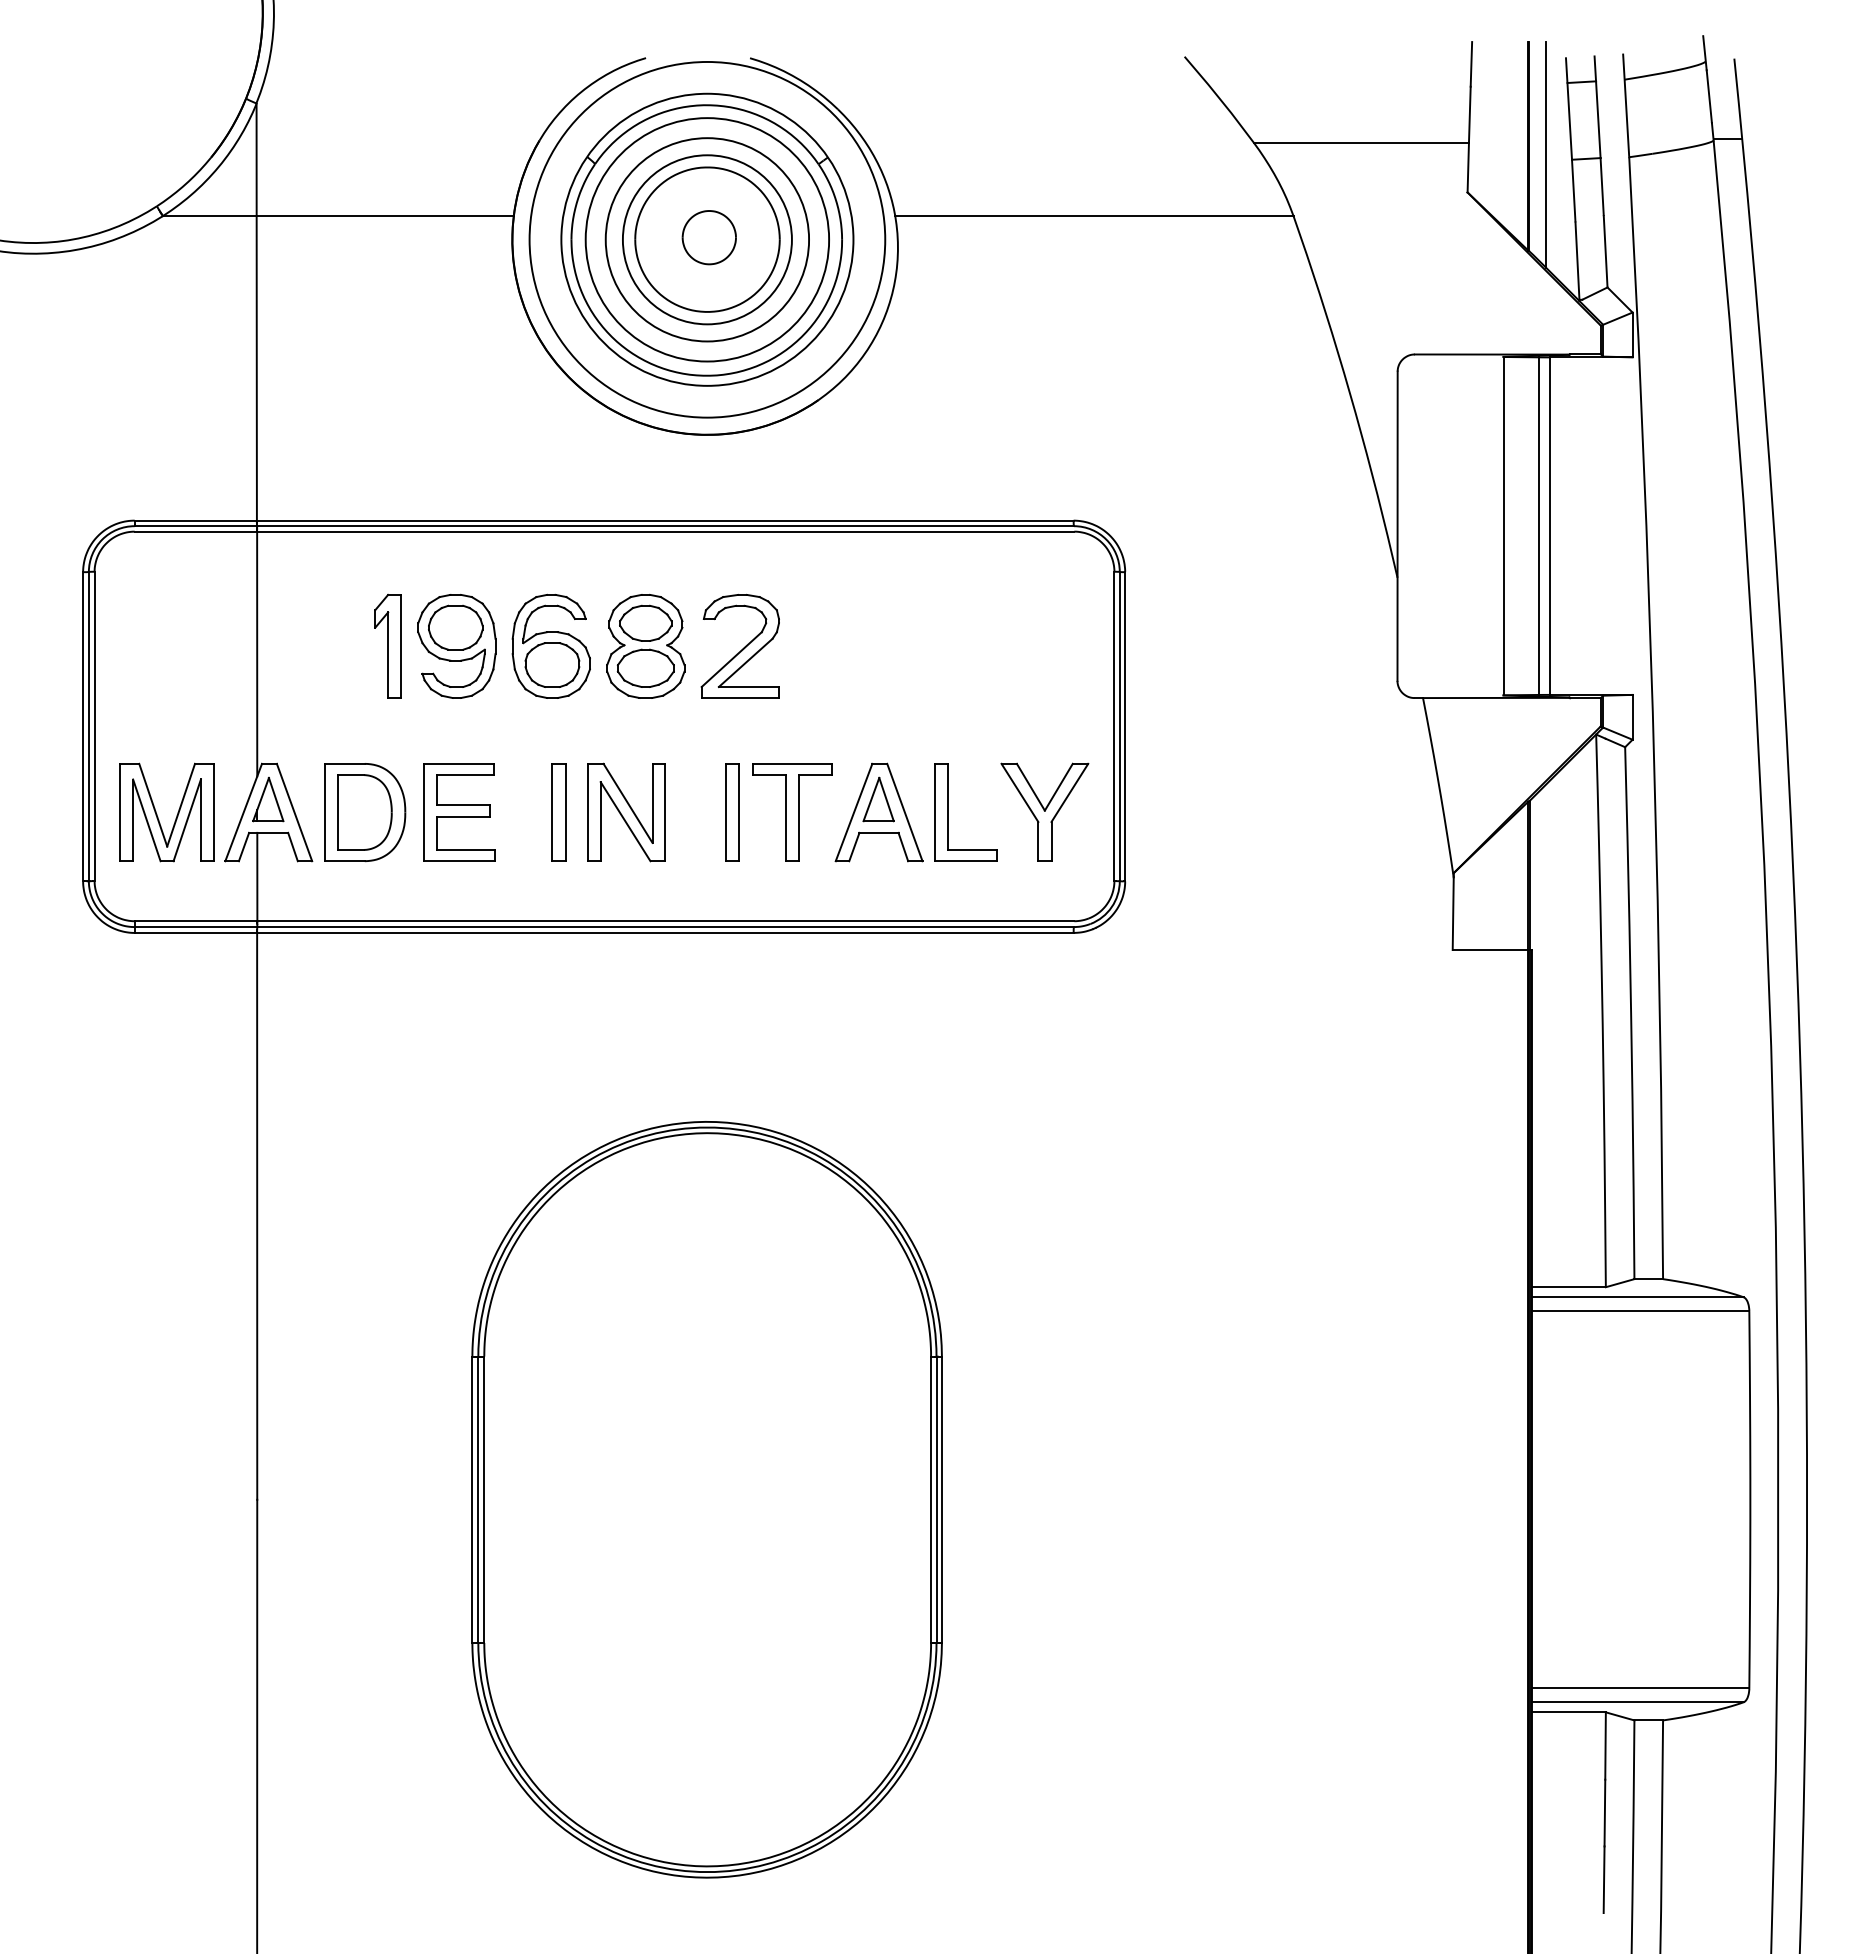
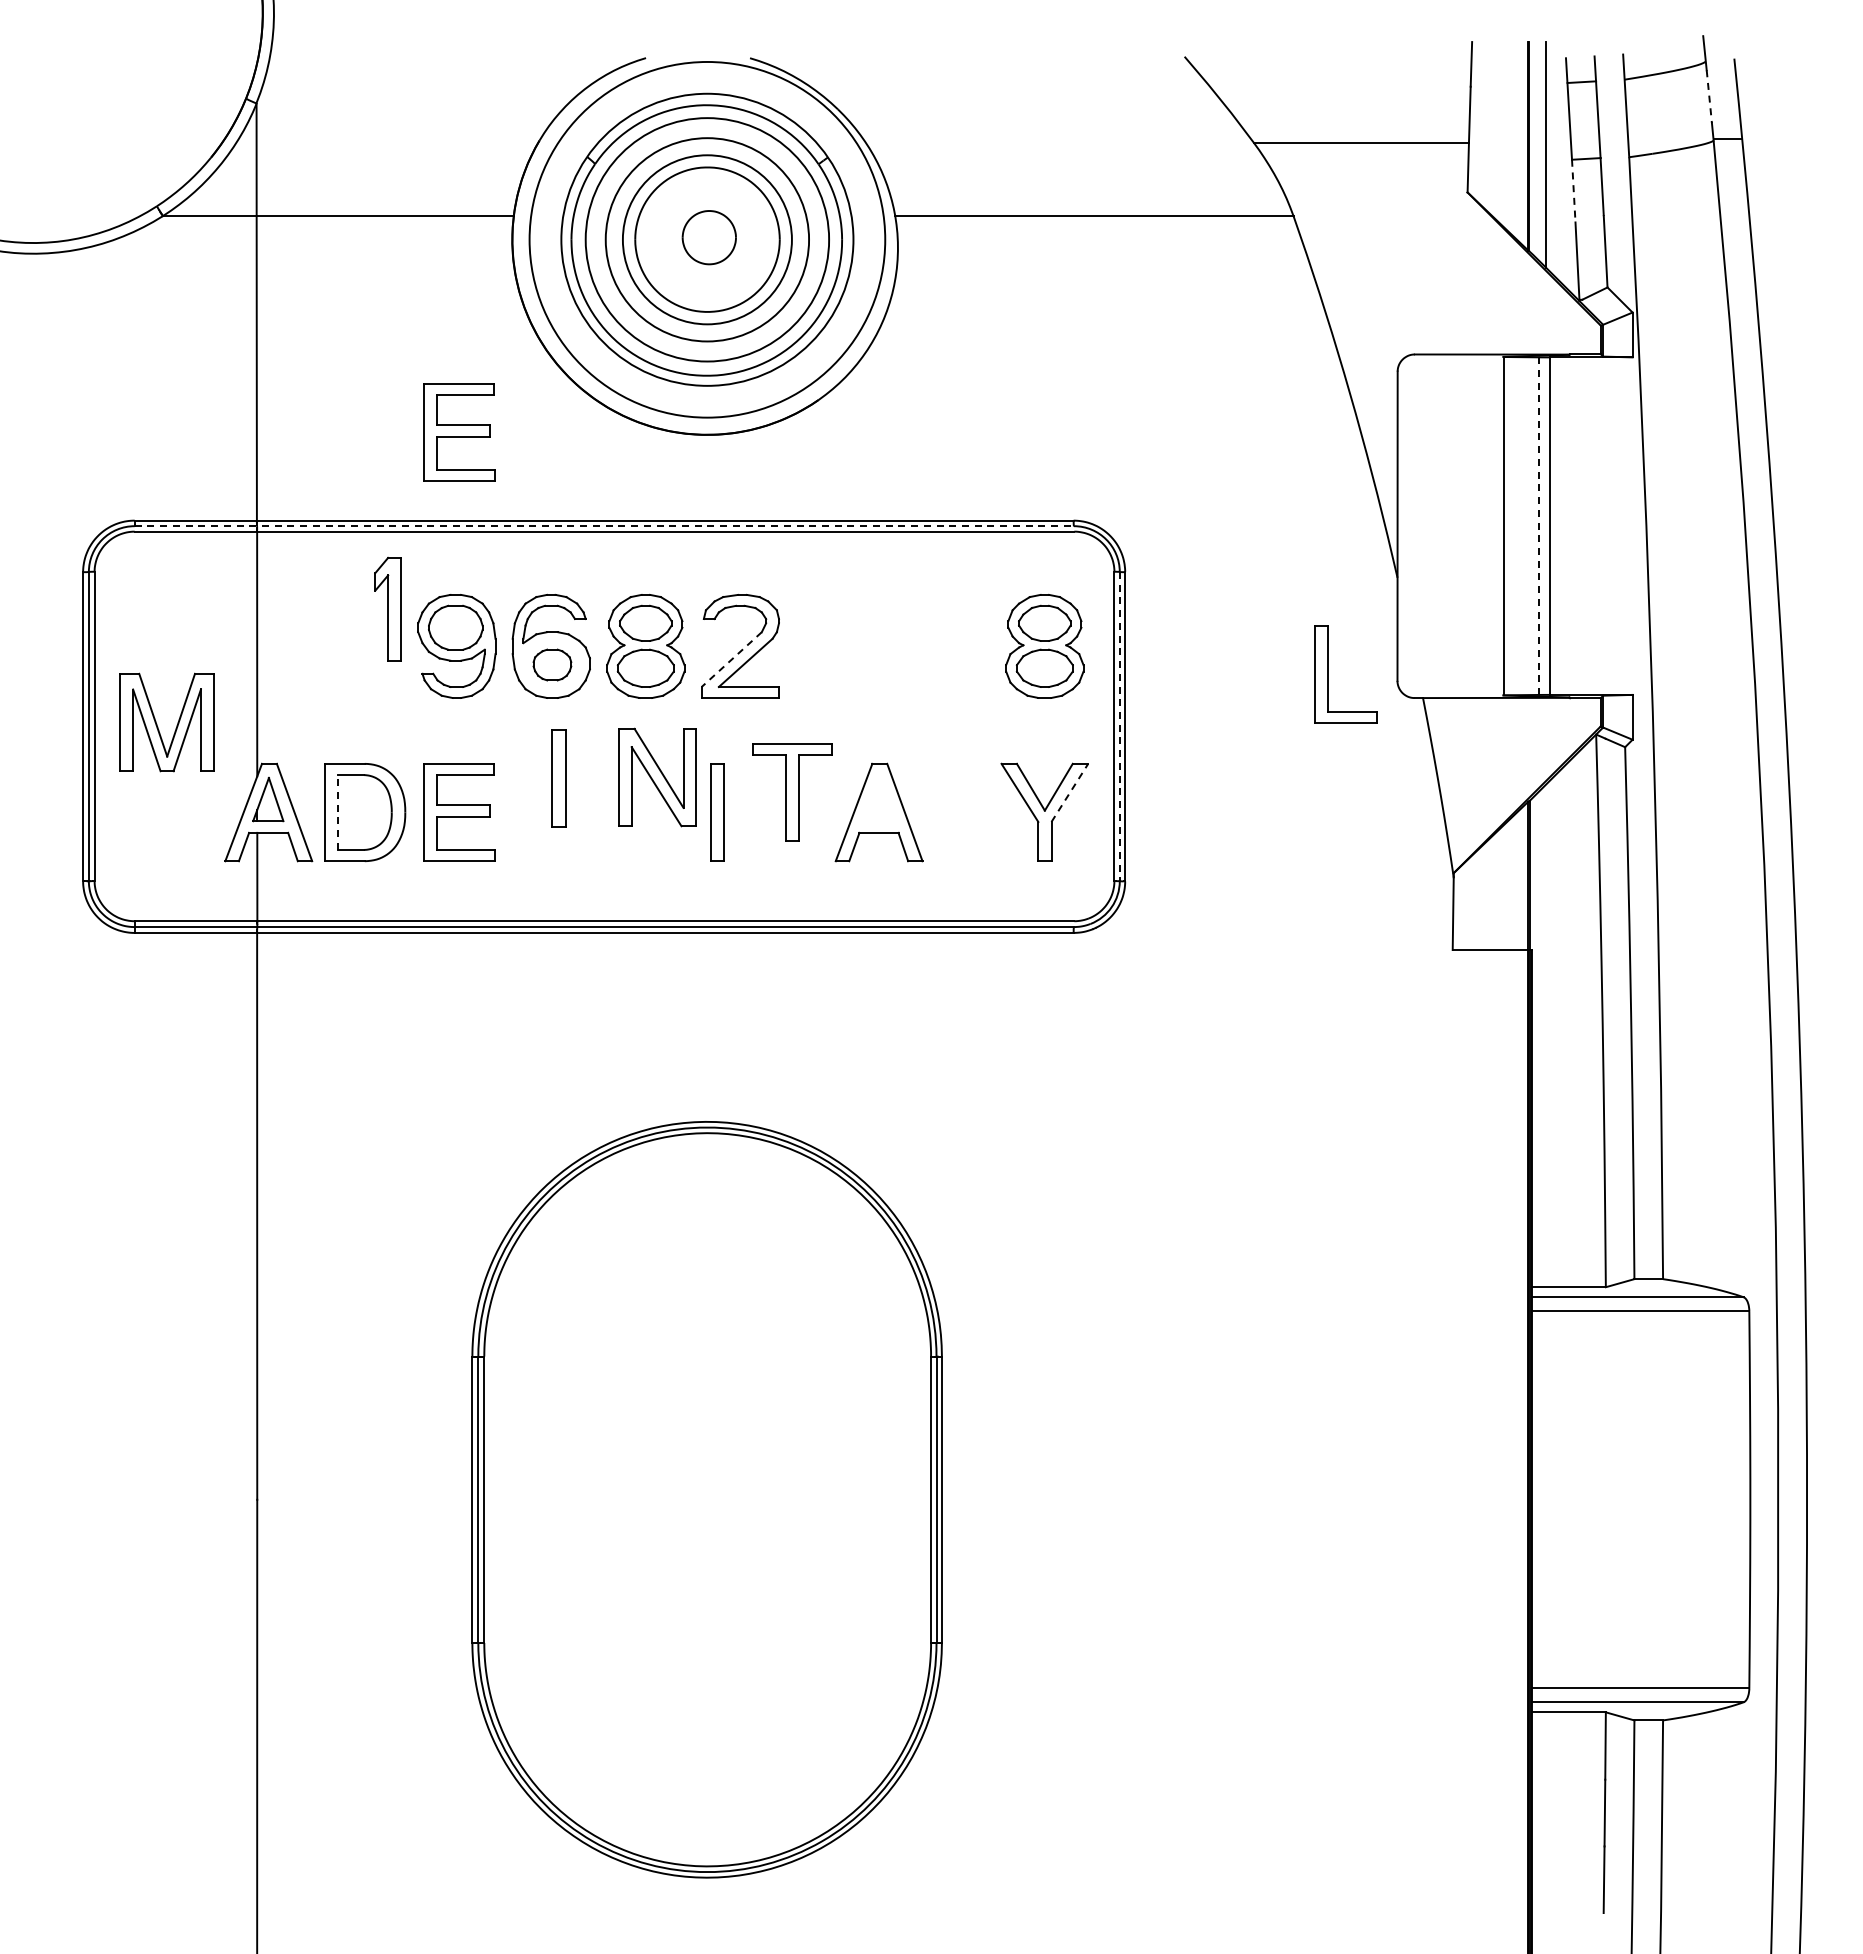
line: solid -> dashed (1709, 96)
line: solid -> dashed (1573, 190)
part: none -> present (459, 432)
line: solid -> dashed (604, 526)
line: solid -> dashed (1538, 526)
part position: (387, 645) -> (387, 608) (387, 608)
part: none -> present (1044, 646)
line: solid -> dashed (731, 659)
part size: 57x46 px -> 41x34 px (552, 664)
line: solid -> dashed (1119, 726)
line: solid -> dashed (1070, 792)
part: present -> none (878, 799)
line: solid -> dashed (338, 812)
part position: (558, 812) -> (558, 778) (558, 778)
part position: (626, 812) -> (657, 777) (657, 777)
part position: (732, 812) -> (717, 812) (717, 812)
part position: (792, 812) -> (792, 792) (792, 792)
part position: (948, 812) -> (1328, 674) (1328, 674)
part position: (157, 814) -> (157, 724) (157, 724)
